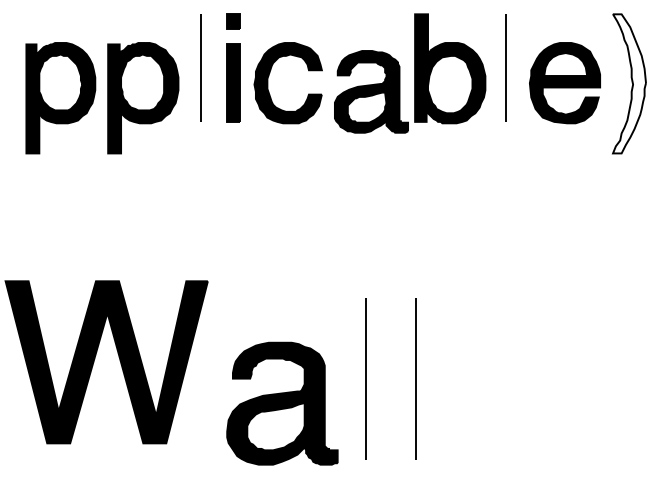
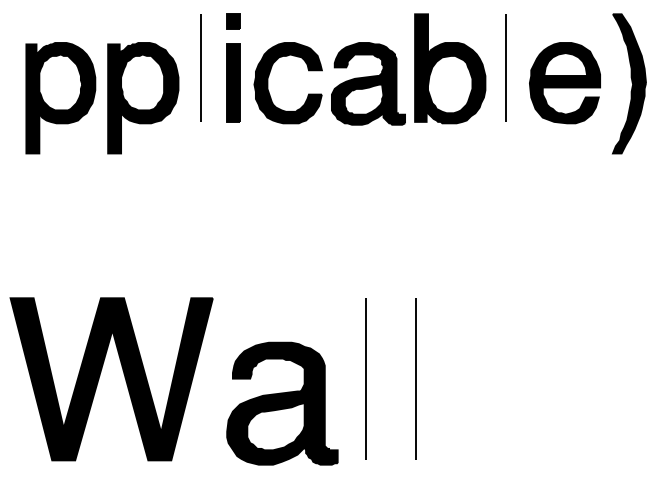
fill: none -> present (629, 83)
part position: (371, 91) -> (368, 83) (368, 83)
part position: (95, 359) -> (100, 376) (100, 376)
